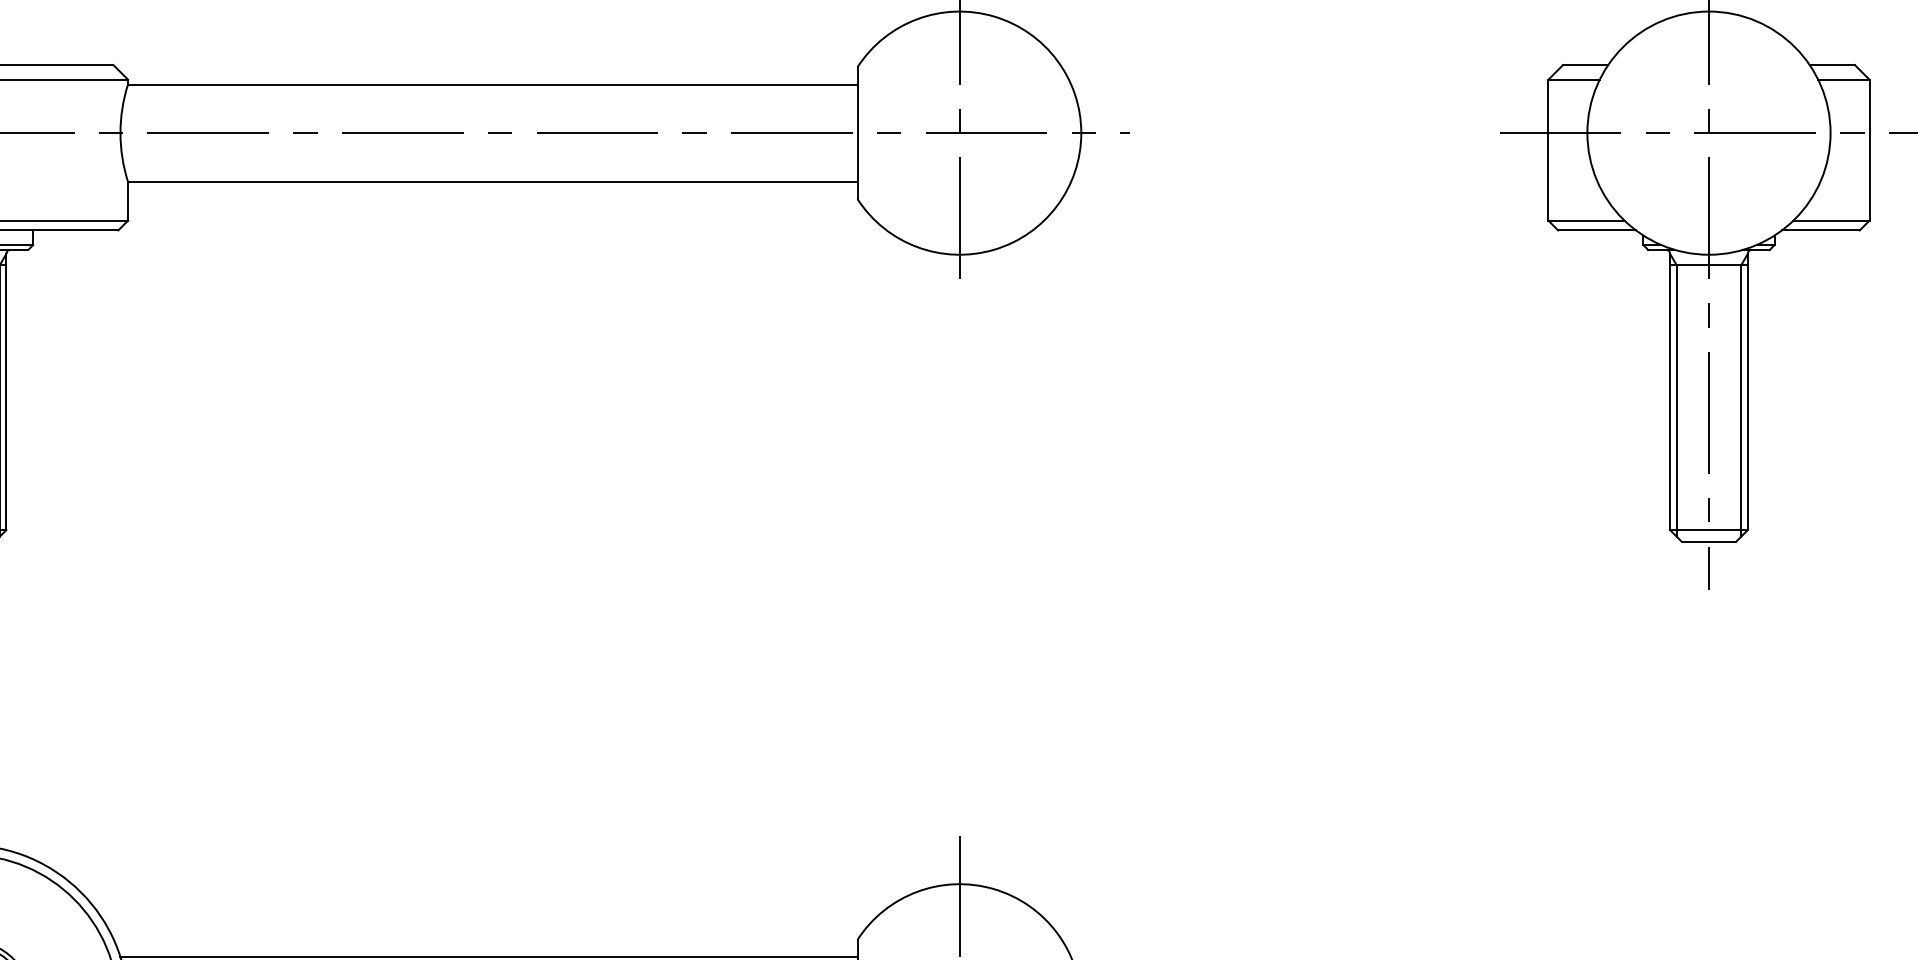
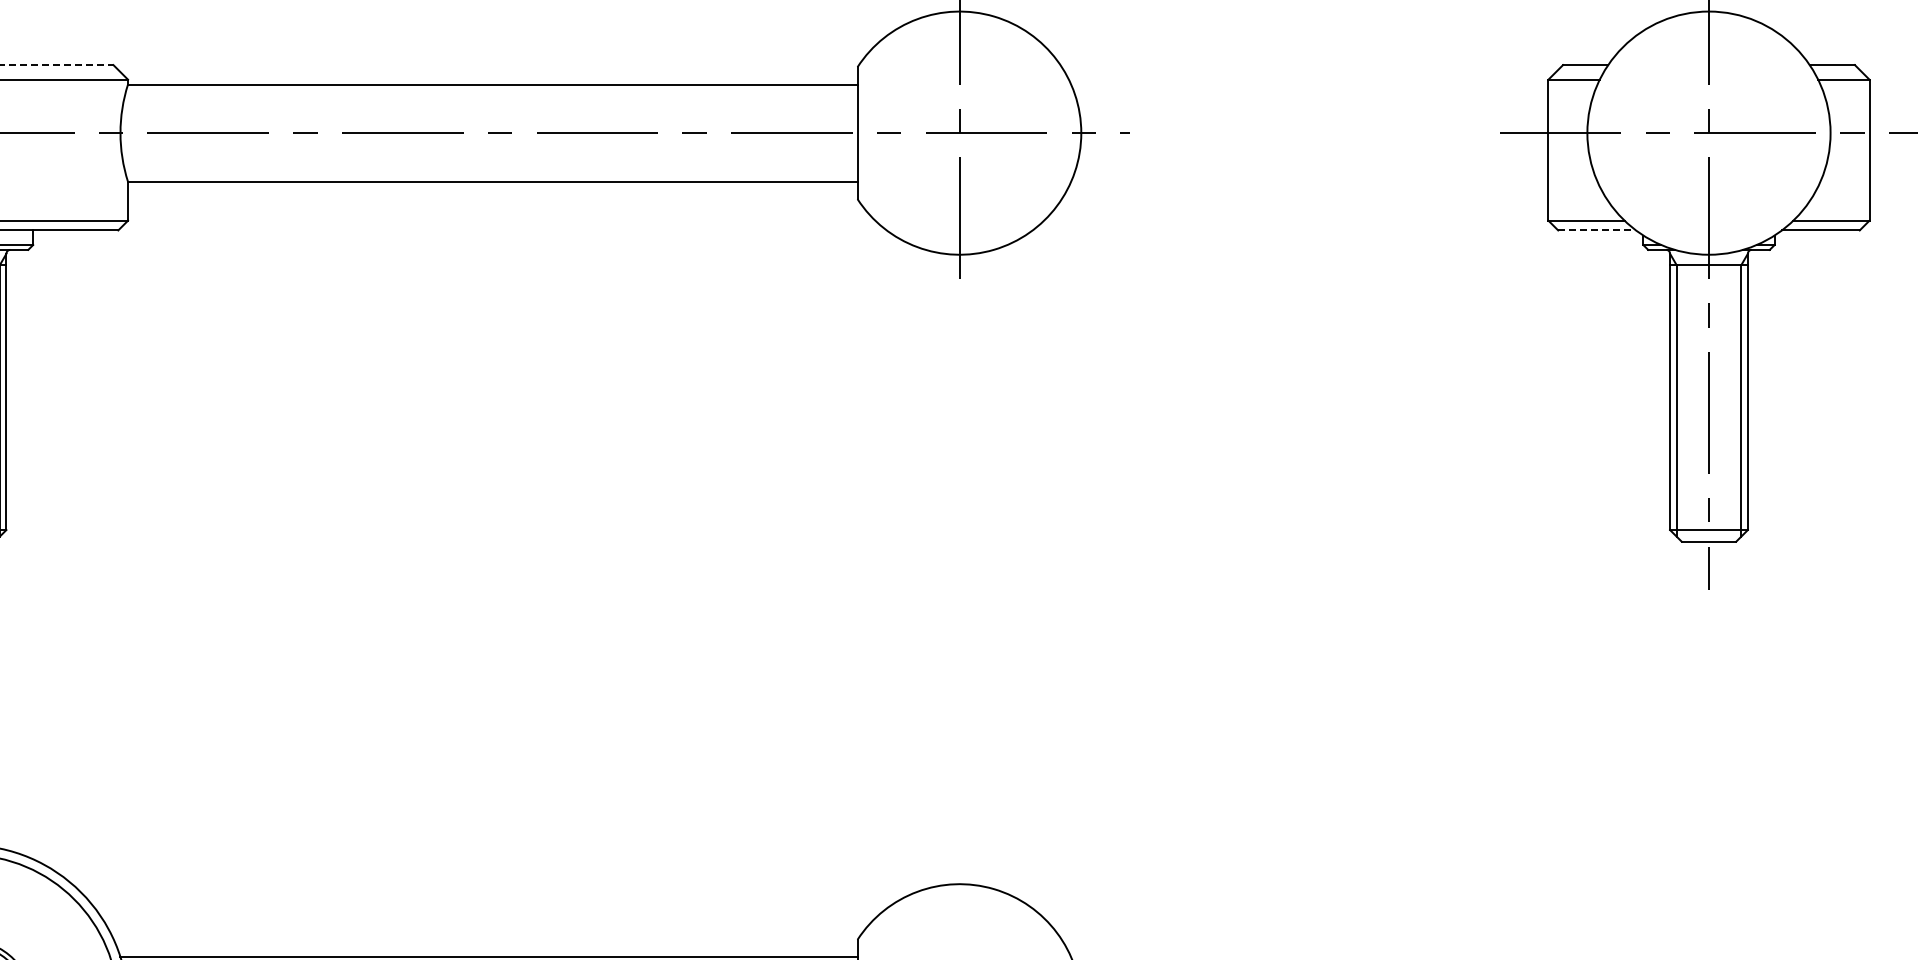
line: solid -> dashed (57, 65)
line: solid -> dashed (1597, 230)
line: present -> none (959, 895)
